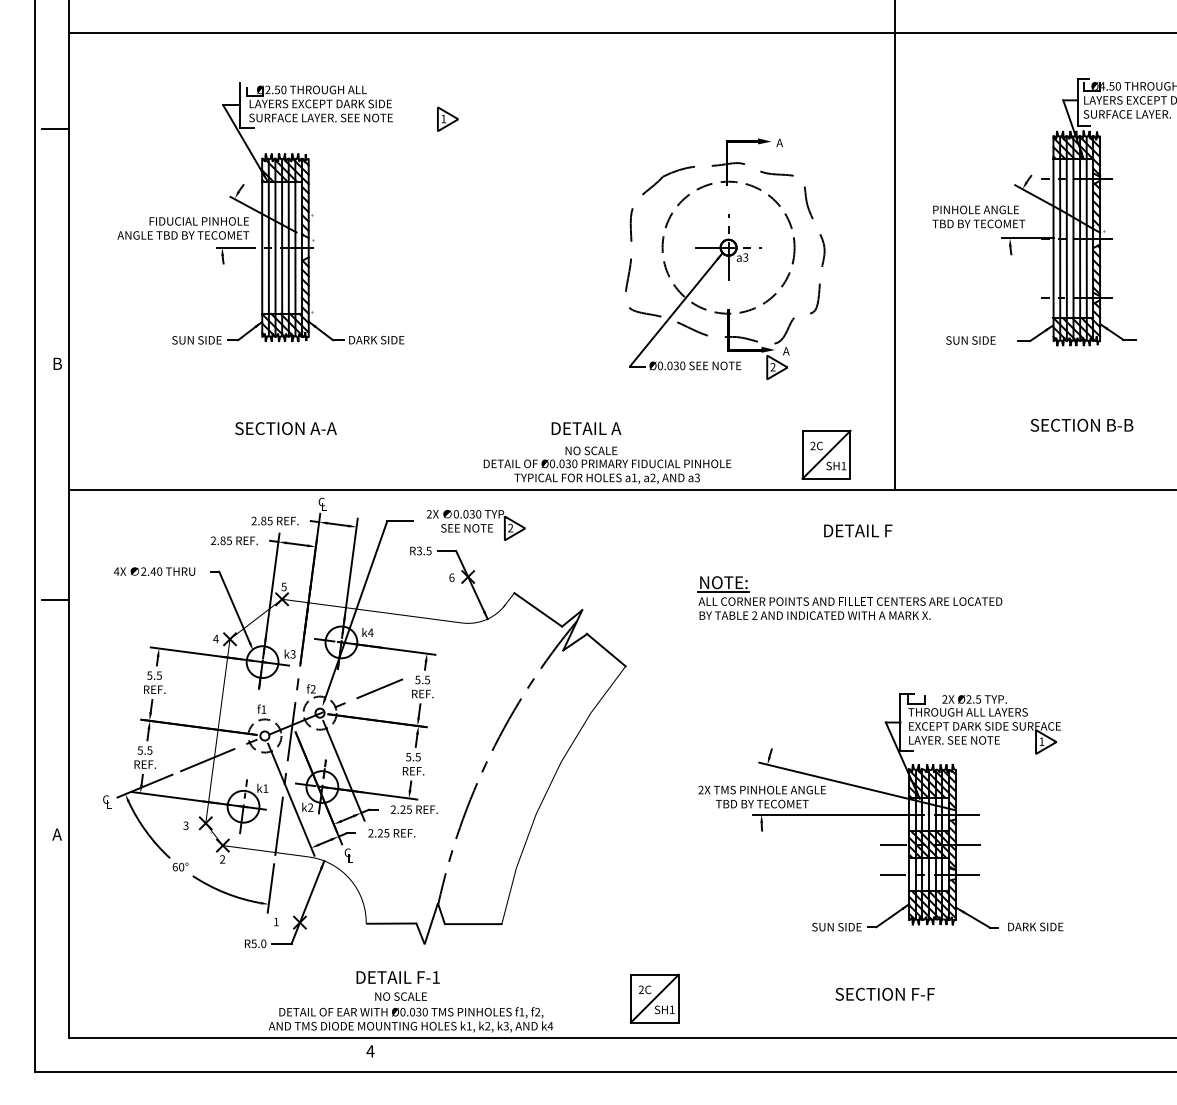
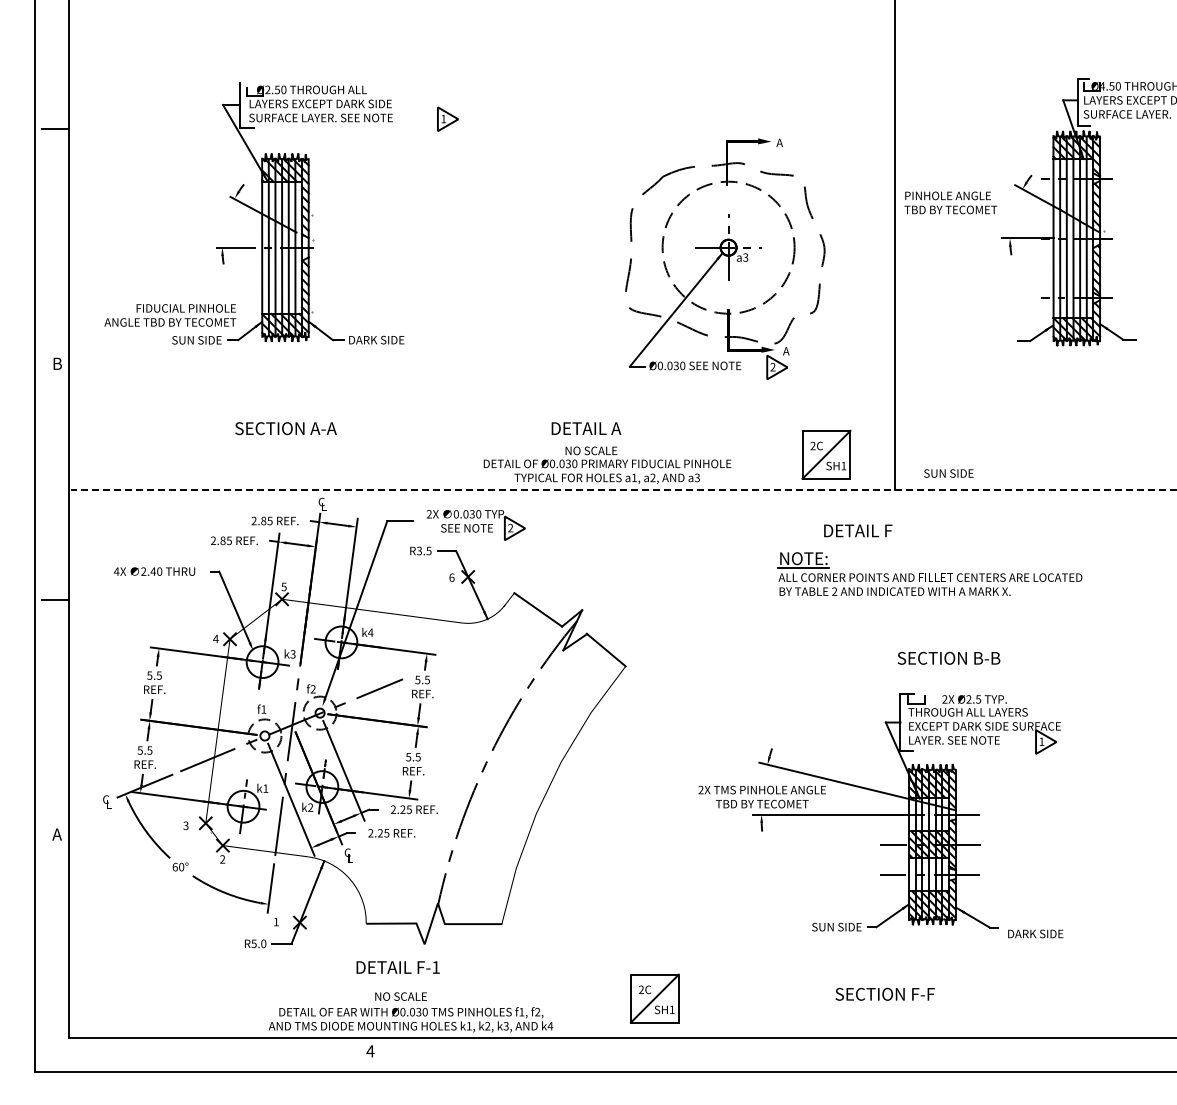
line: present -> none (621, 33)
text position: (978, 216) -> (950, 202) (950, 202)
text position: (183, 228) -> (170, 315) (170, 315)
text position: (970, 340) -> (948, 473) (948, 473)
text position: (1081, 424) -> (948, 657) (948, 657)
line: solid -> dashed (623, 489)
part position: (849, 597) -> (929, 573) (929, 573)
text position: (1035, 926) -> (1035, 933) (1035, 933)
text position: (397, 977) -> (397, 967) (397, 967)
